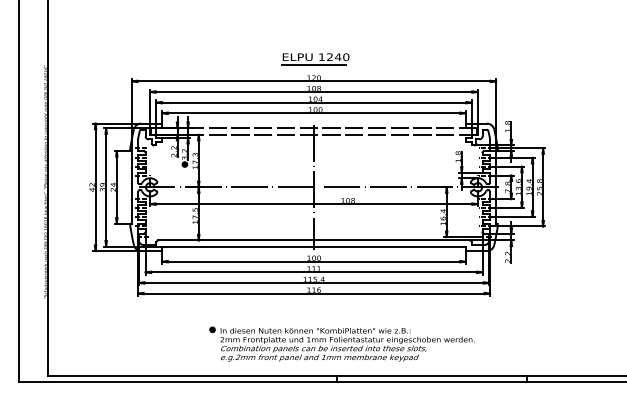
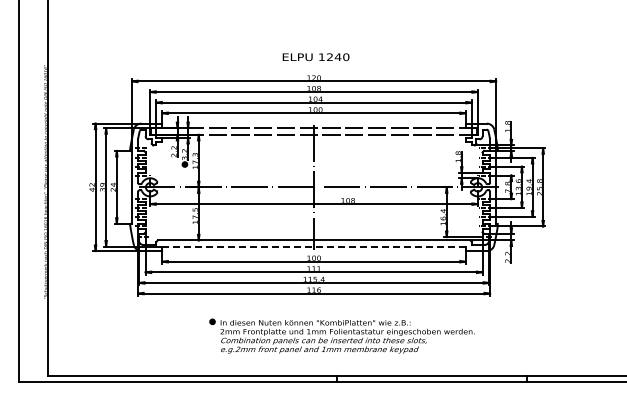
line: present -> none (313, 64)
line: solid -> dashed (314, 246)
part position: (341, 343) -> (341, 335) (341, 335)
